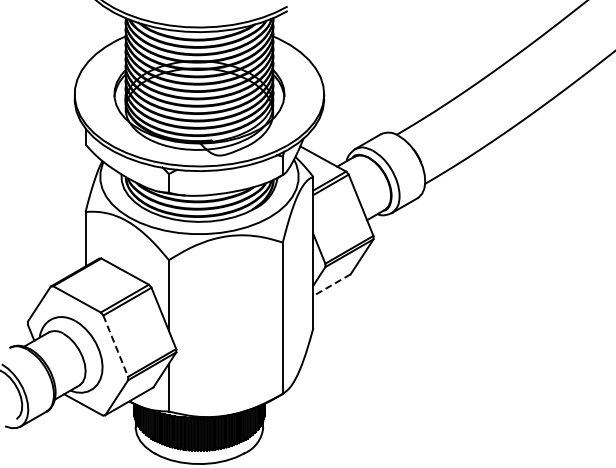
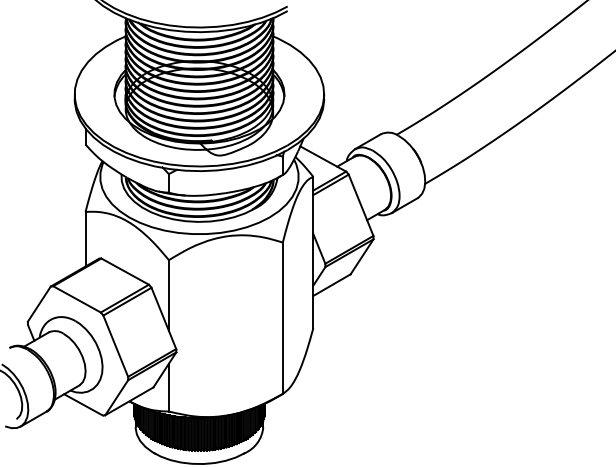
line: dashed -> solid (332, 285)
line: dashed -> solid (115, 346)
